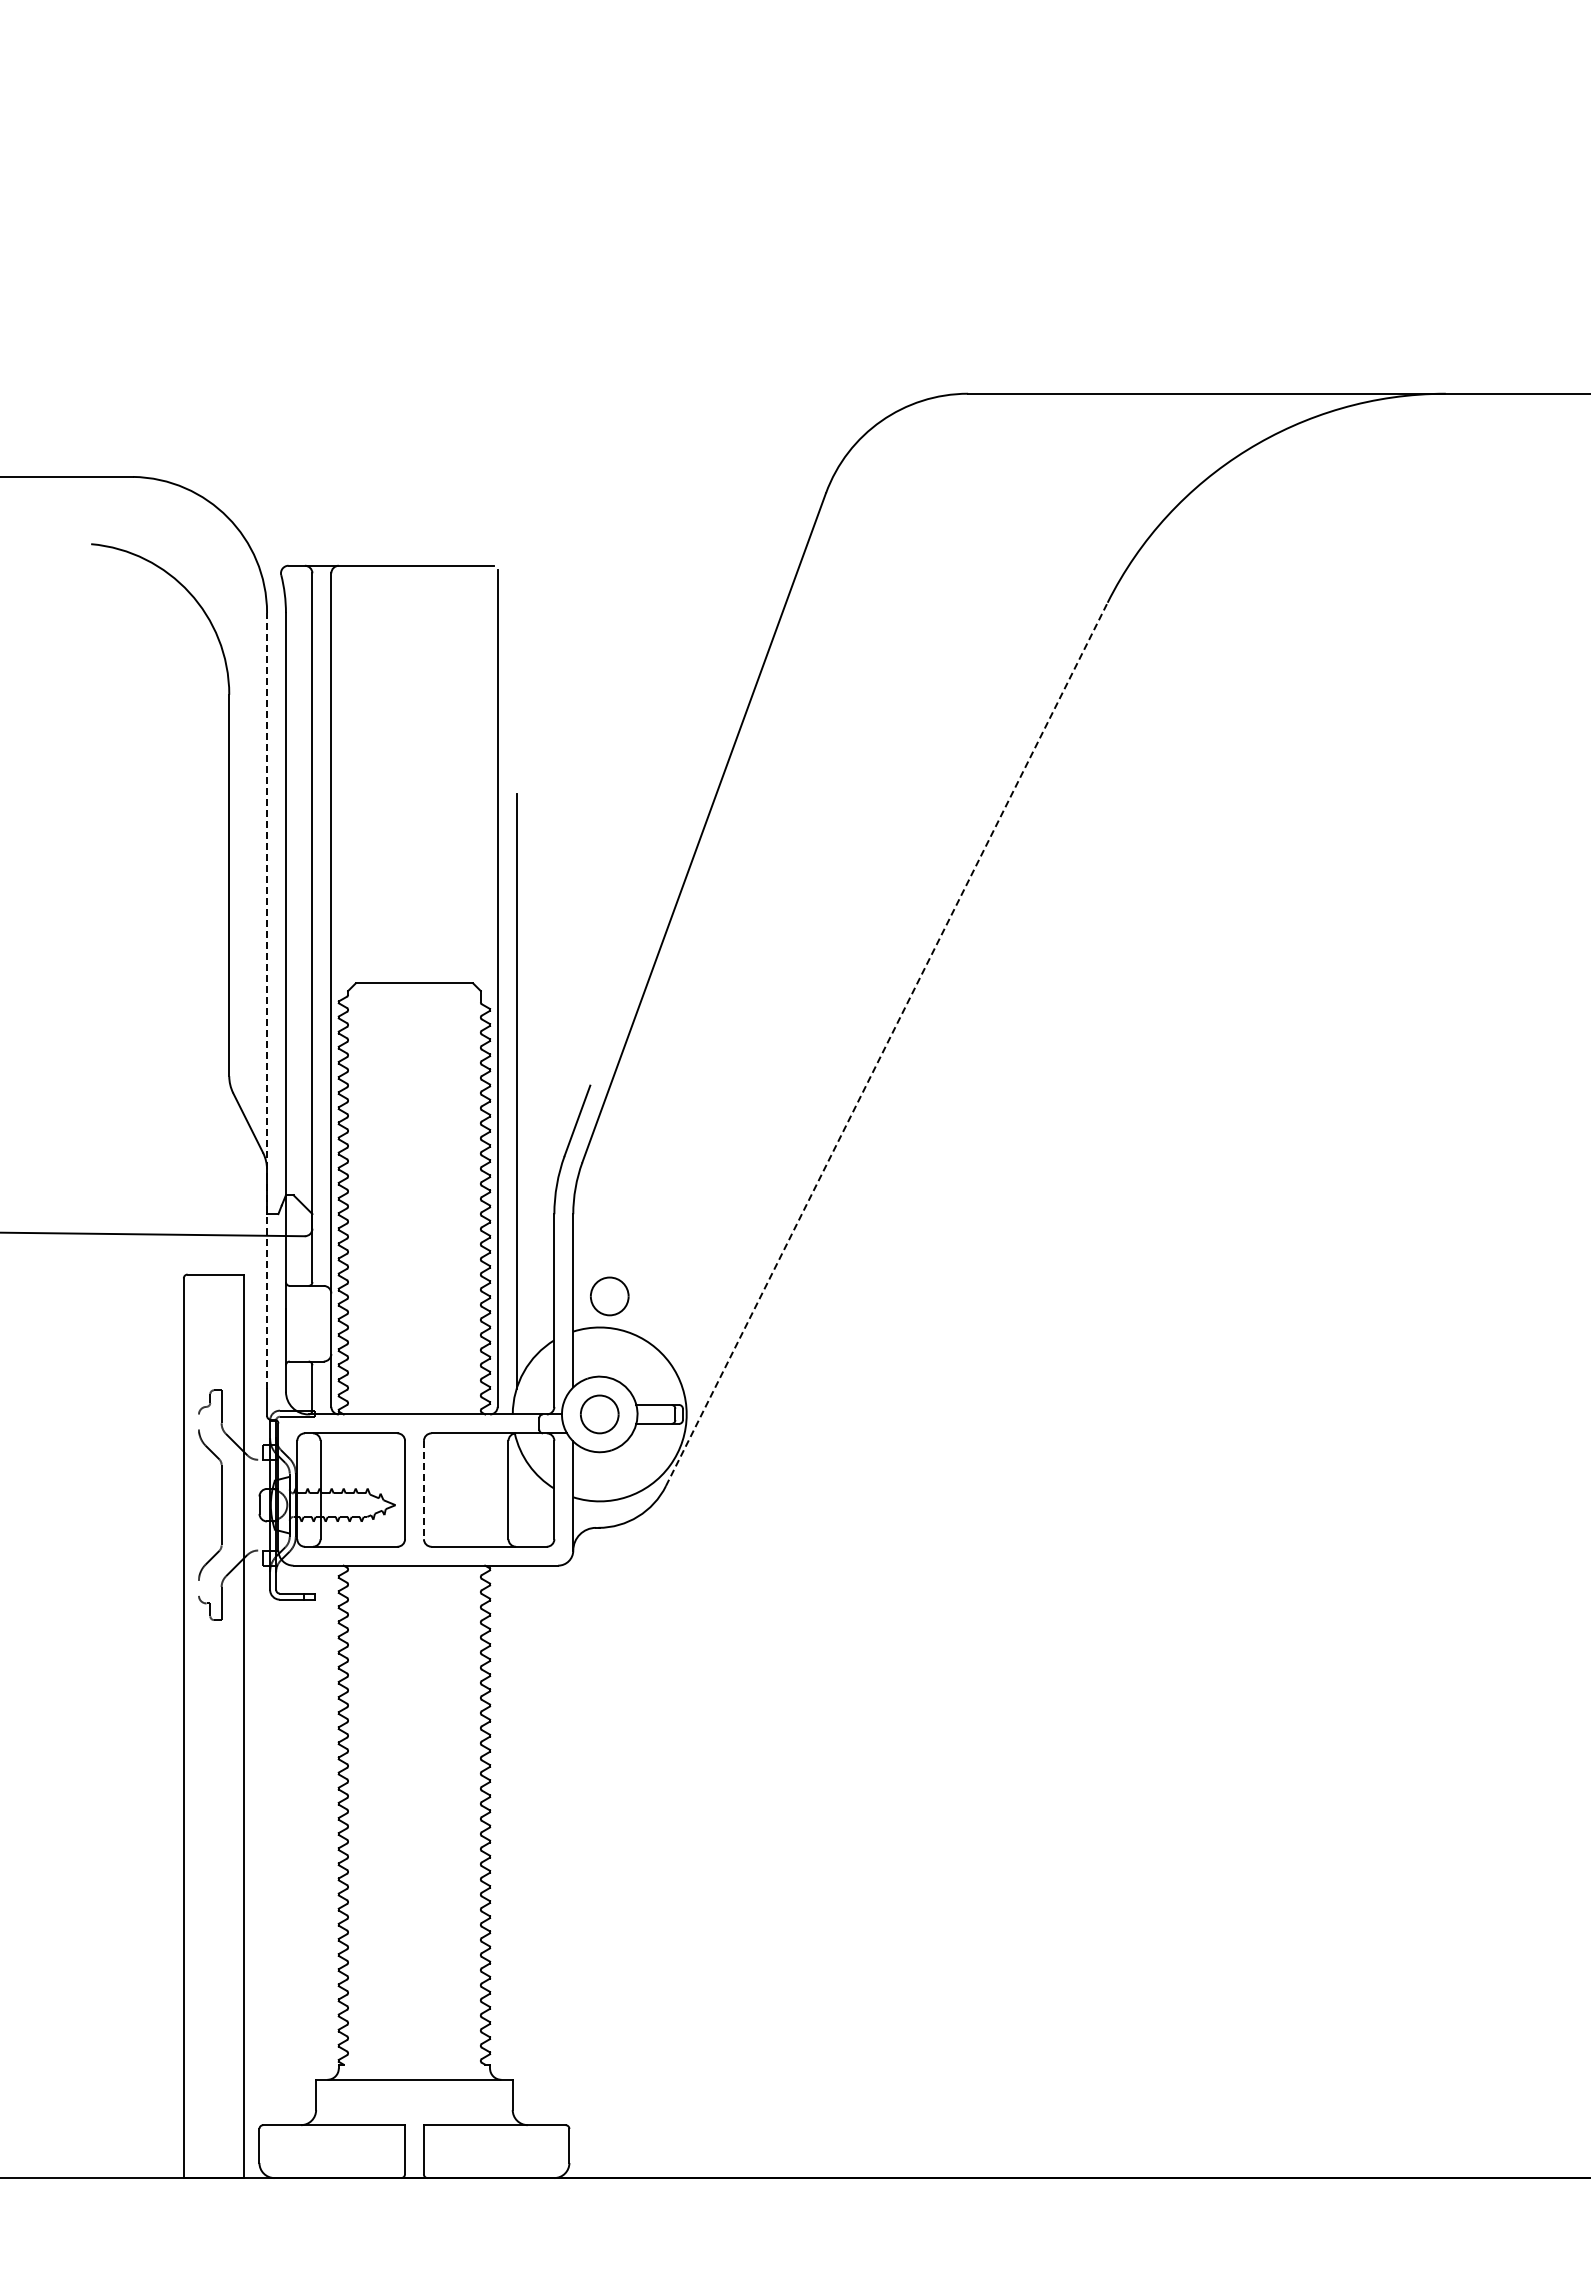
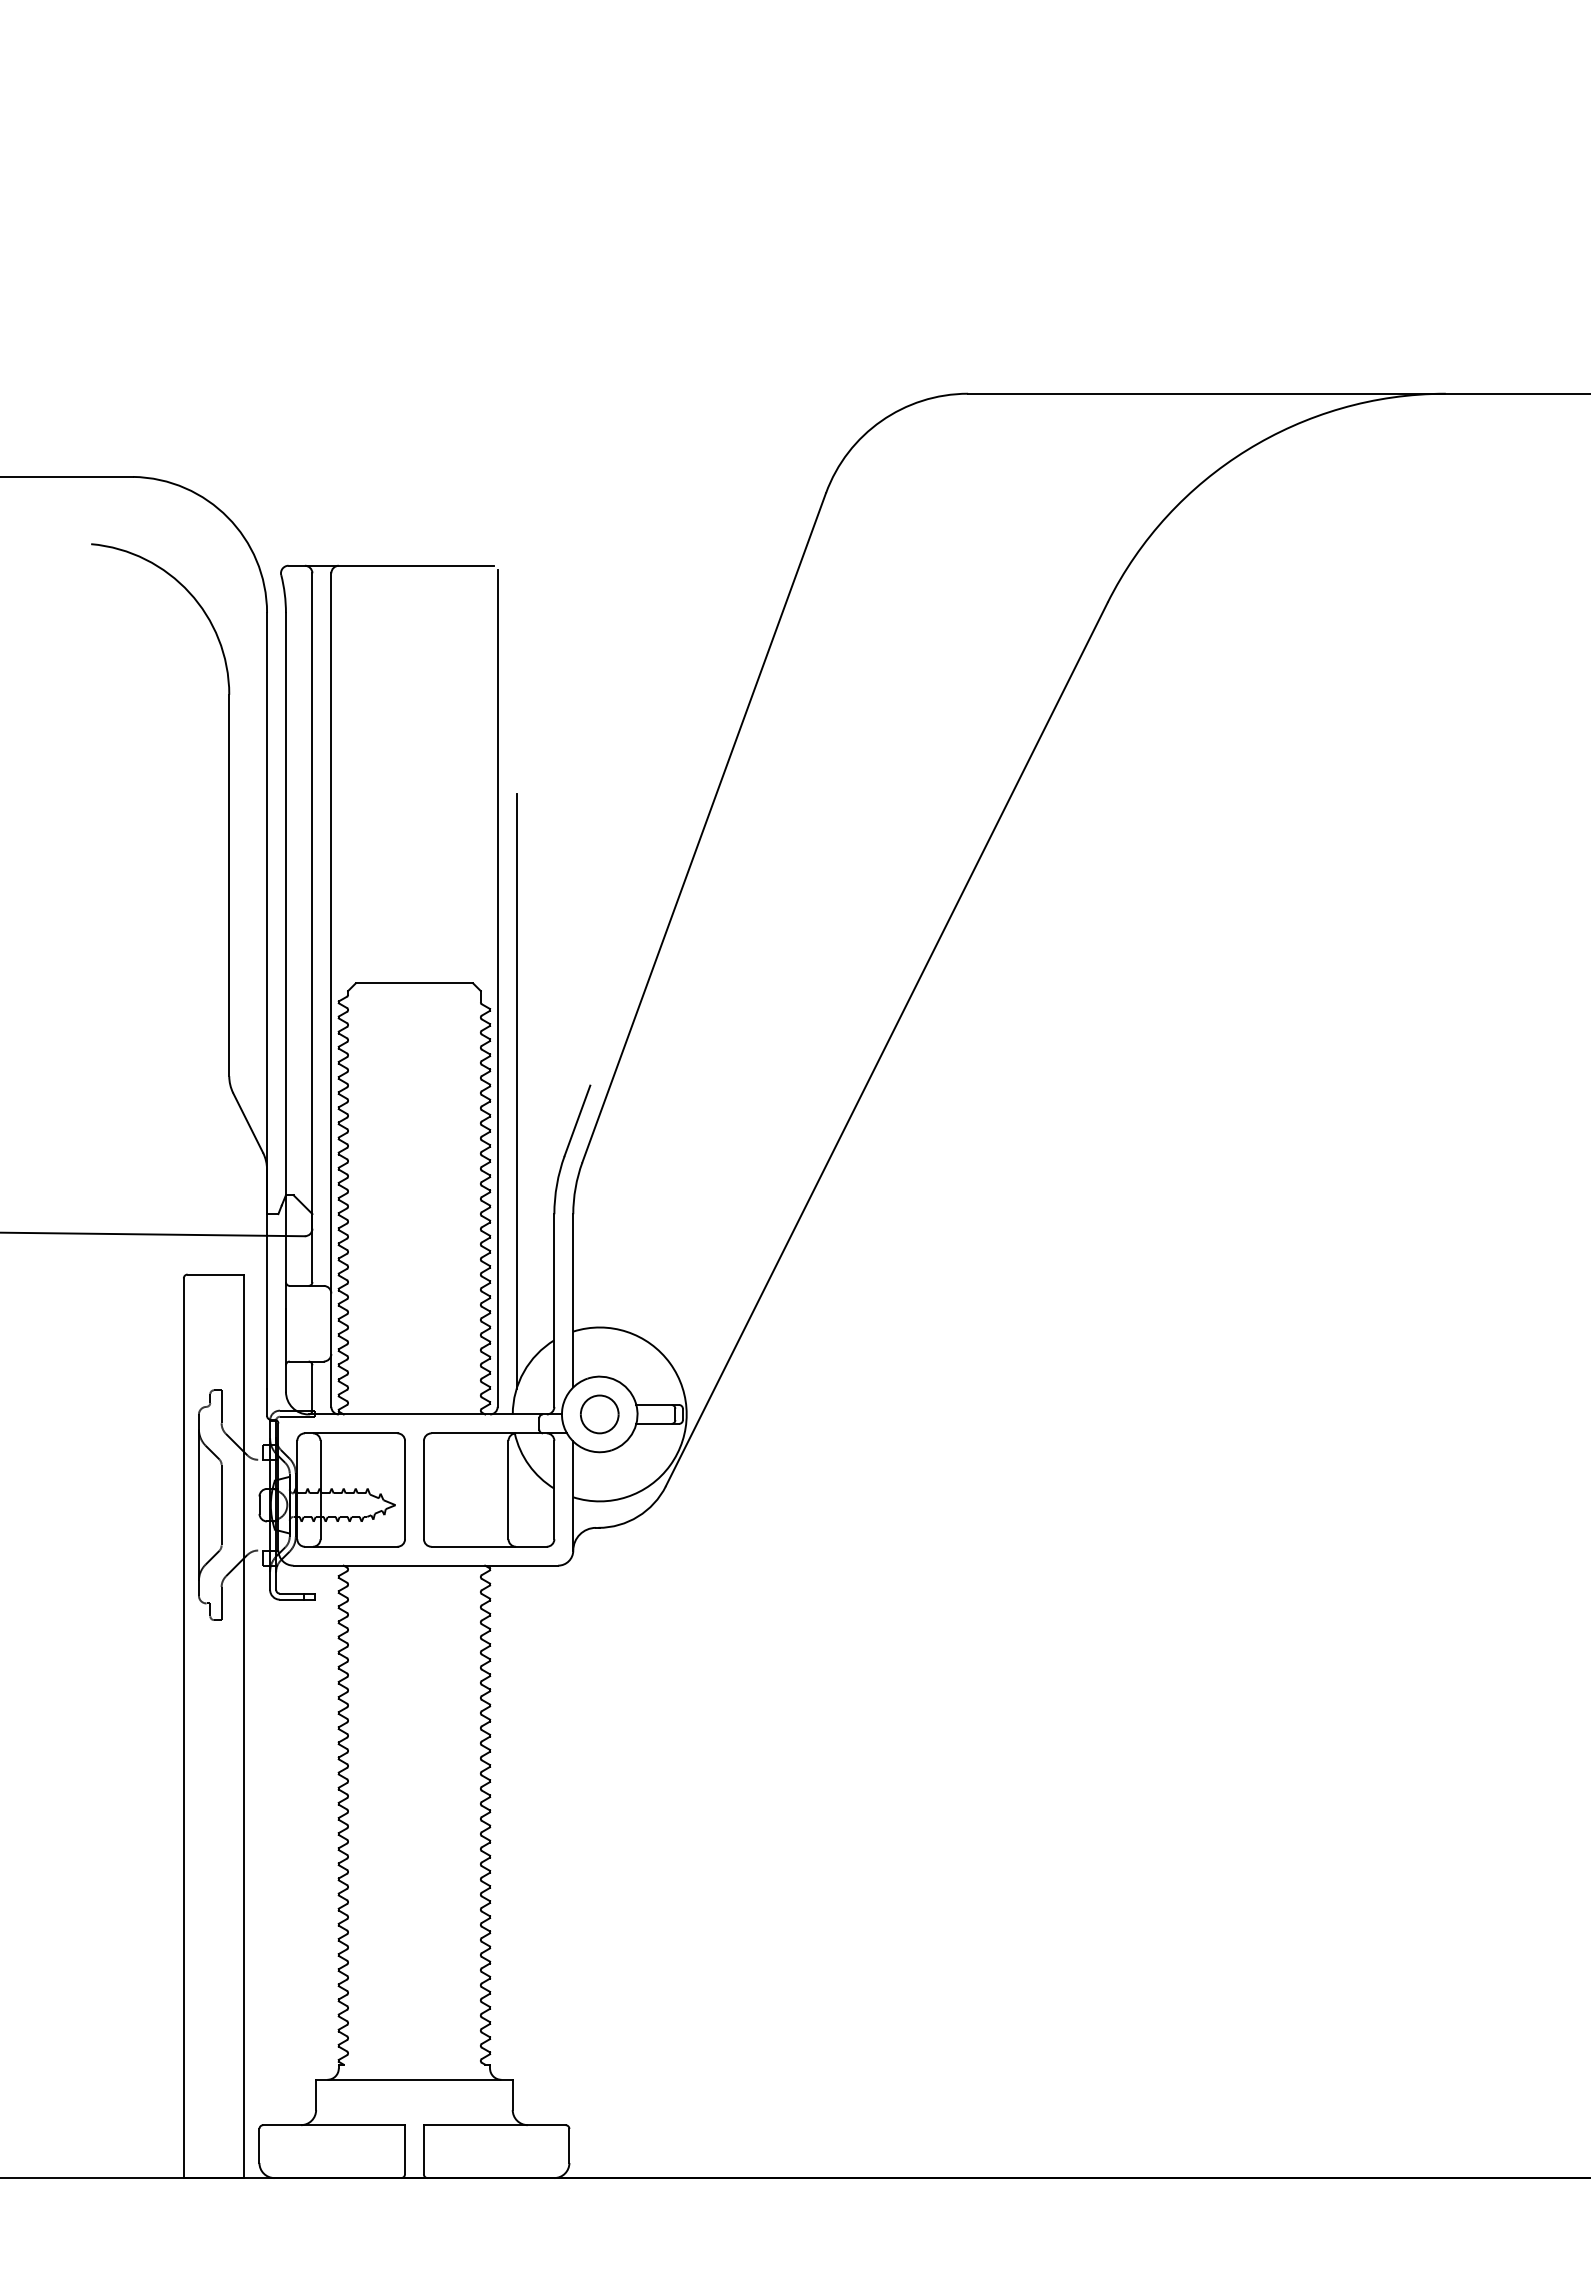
line: dashed -> solid (267, 1000)
line: dashed -> solid (886, 1044)
part: present -> none (609, 1296)
line: dashed -> solid (423, 1490)
line: none -> present (198, 1504)
